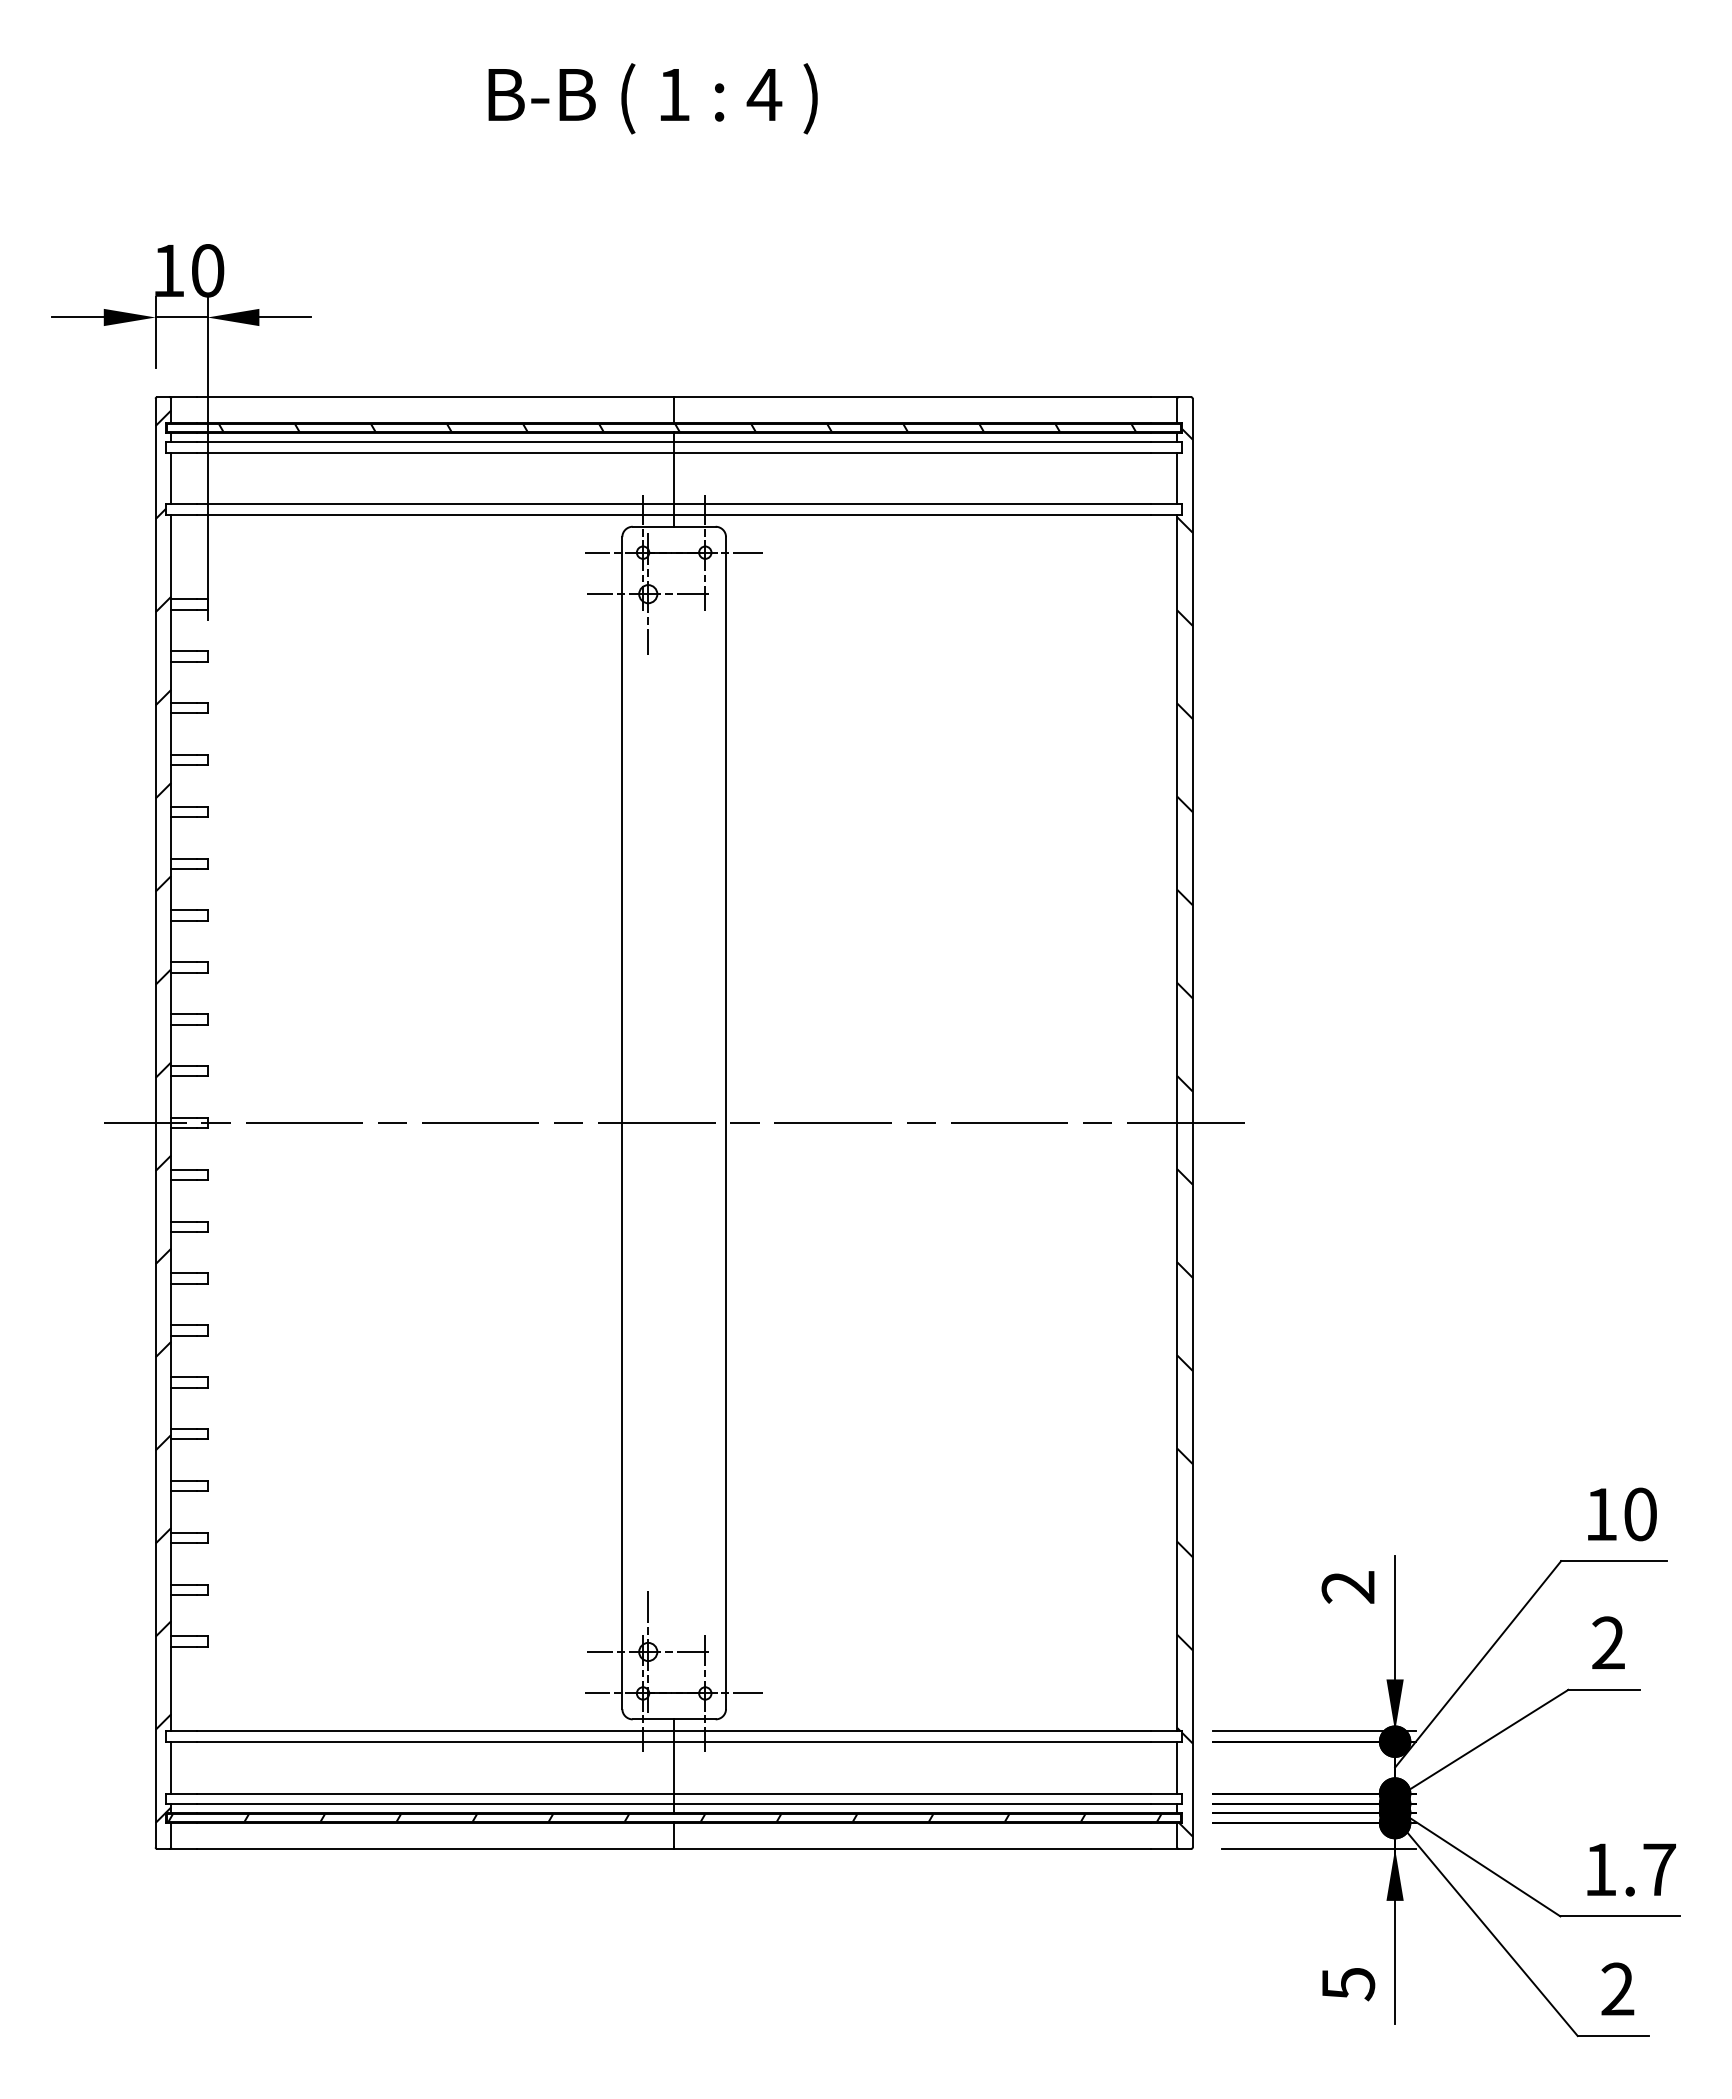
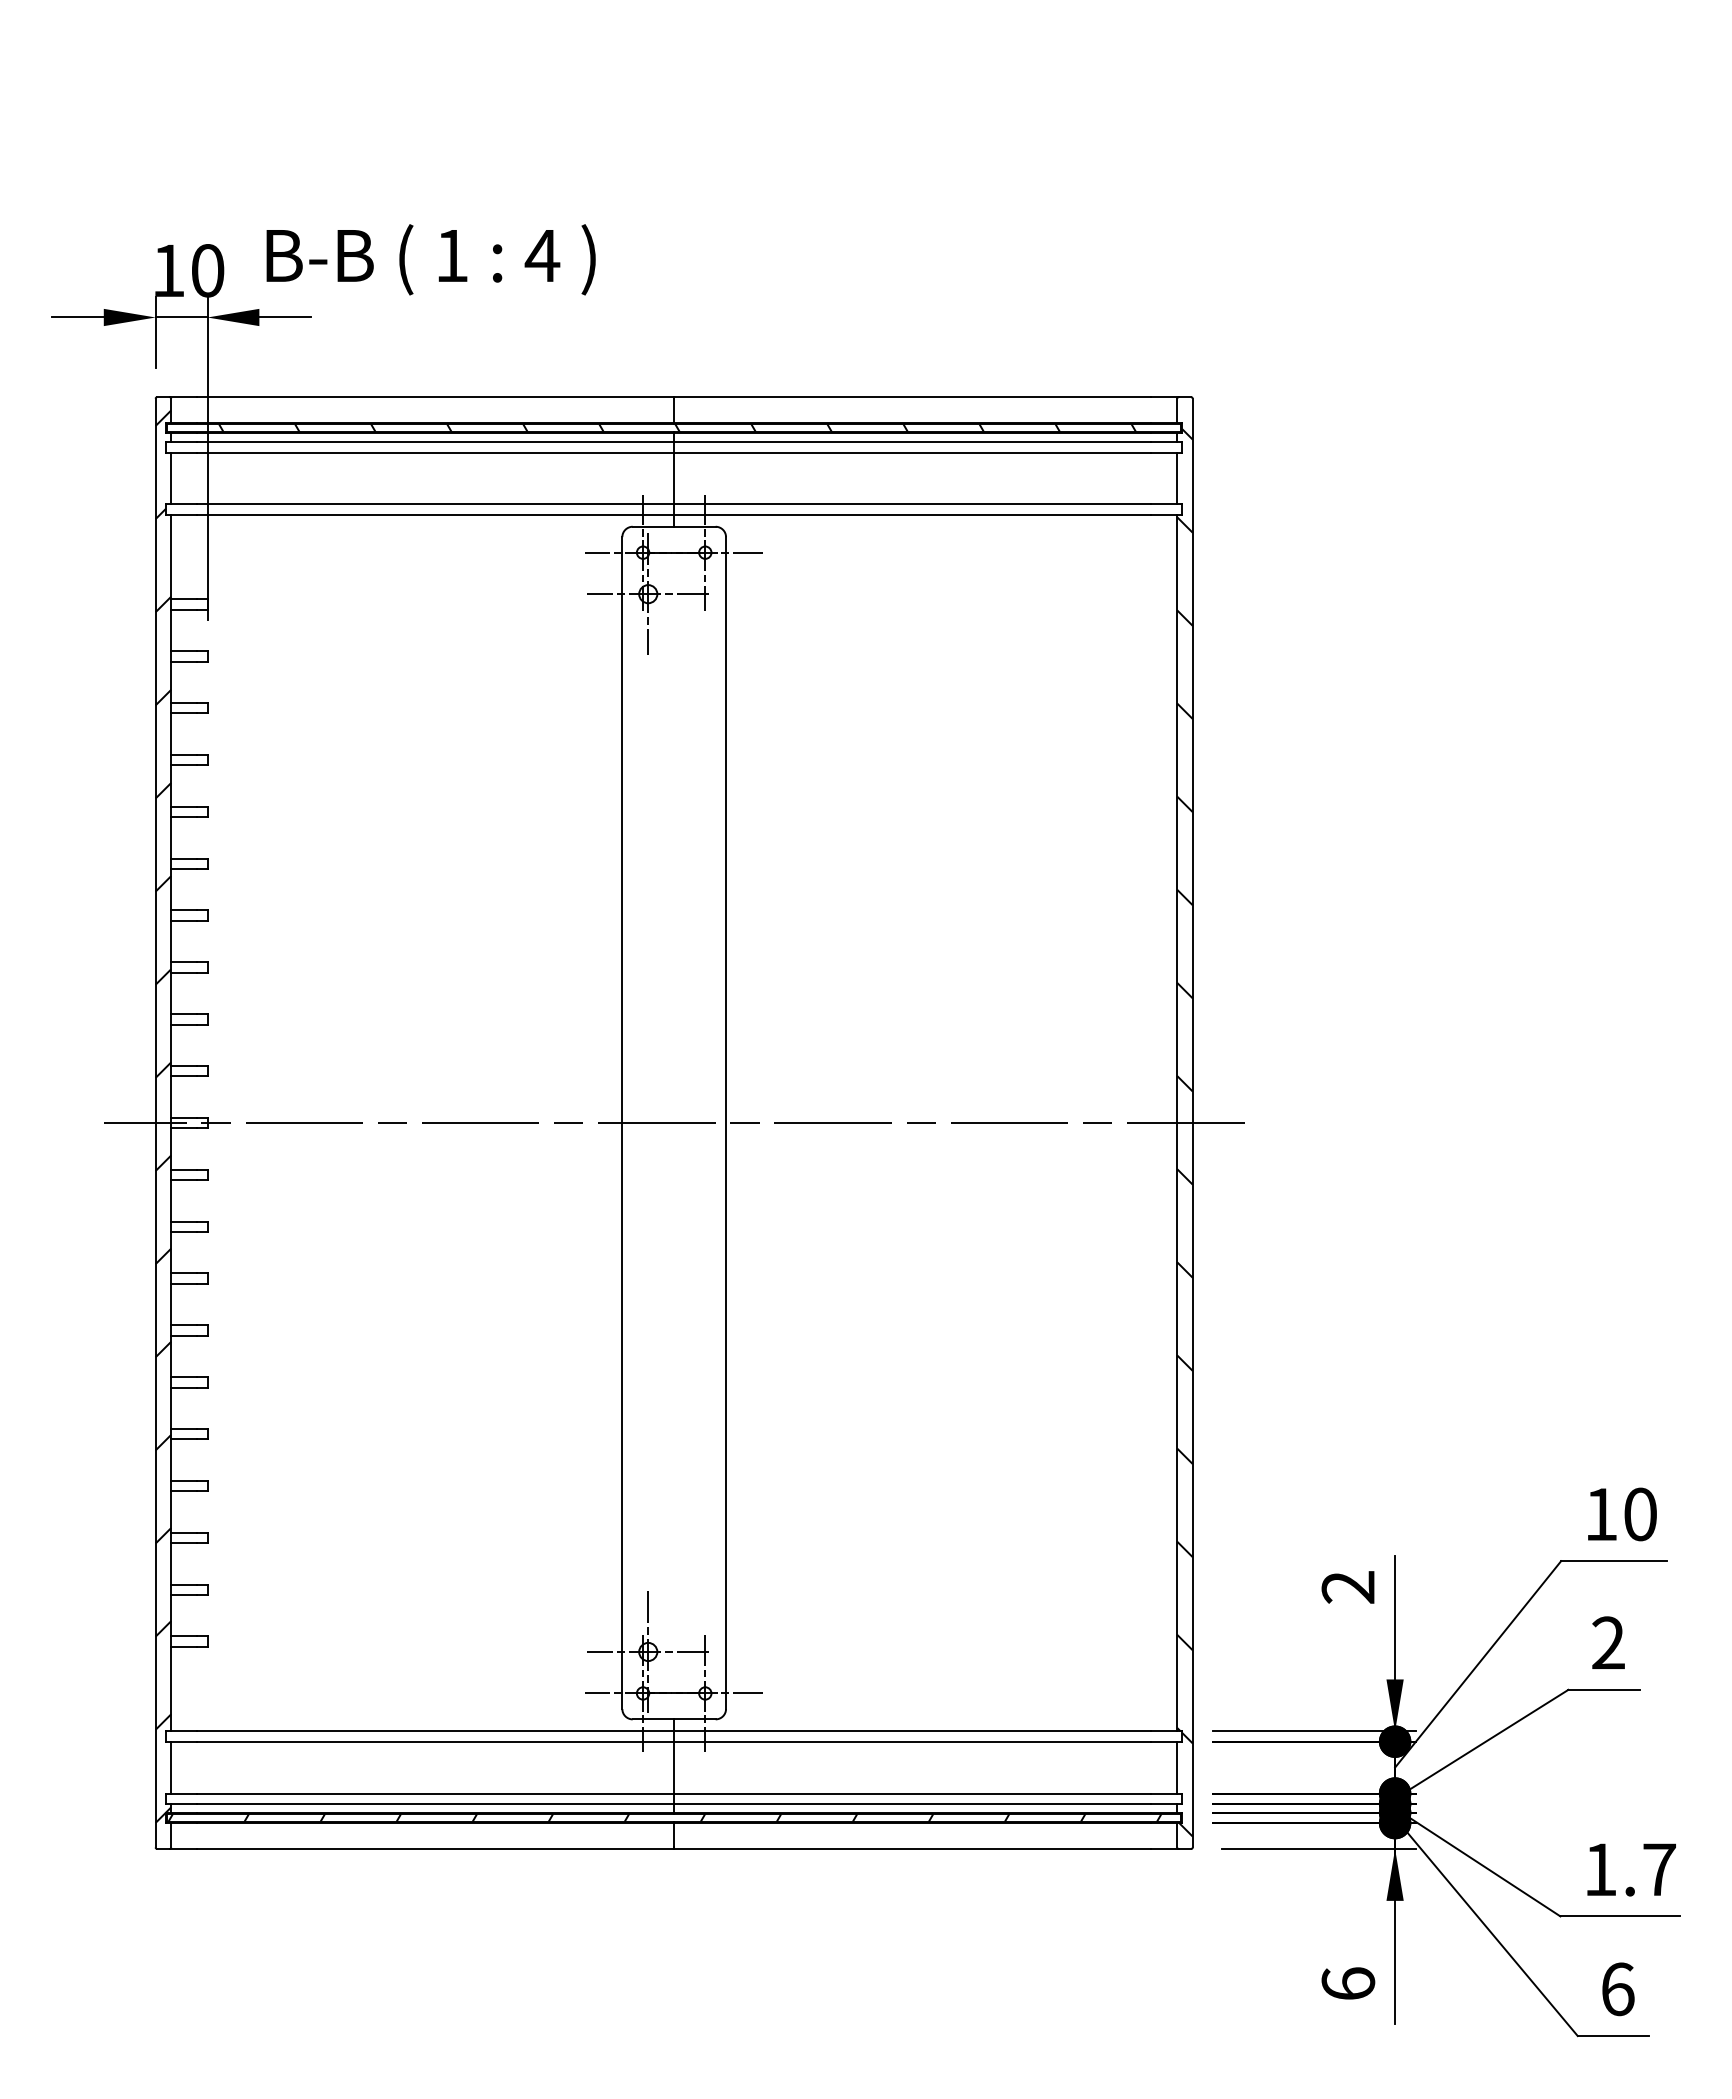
text position: (652, 98) -> (430, 259) (430, 259)
text: 5 -> 6 (1348, 1984)
text: 2 -> 6 (1617, 1989)
